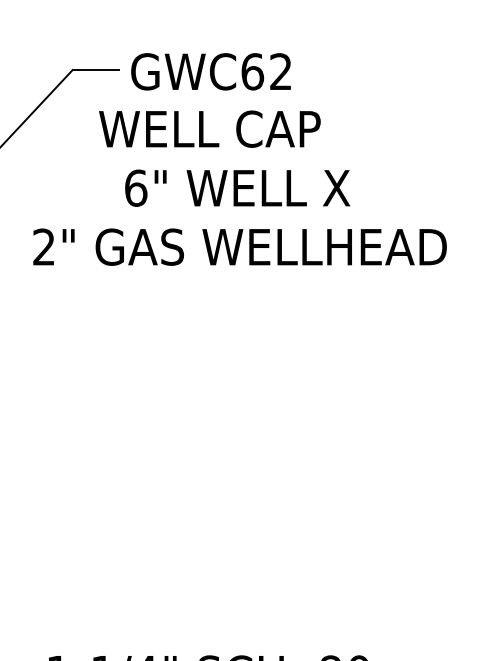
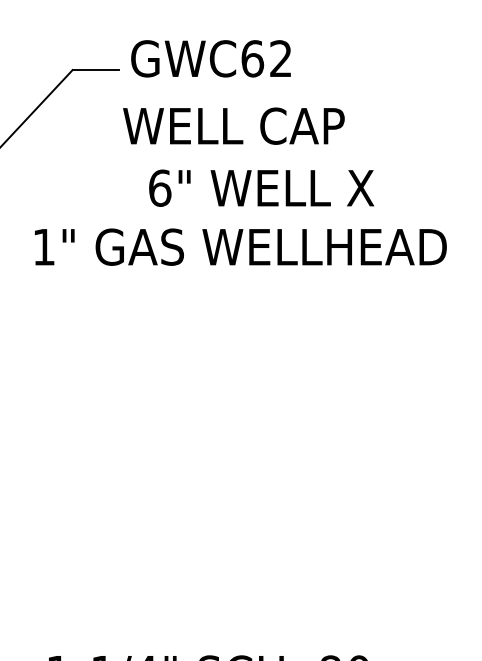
text position: (210, 71) -> (210, 58) (210, 58)
text position: (209, 128) -> (233, 125) (233, 125)
text position: (237, 187) -> (261, 187) (261, 187)
text: 2" -> 1" (43, 246)
